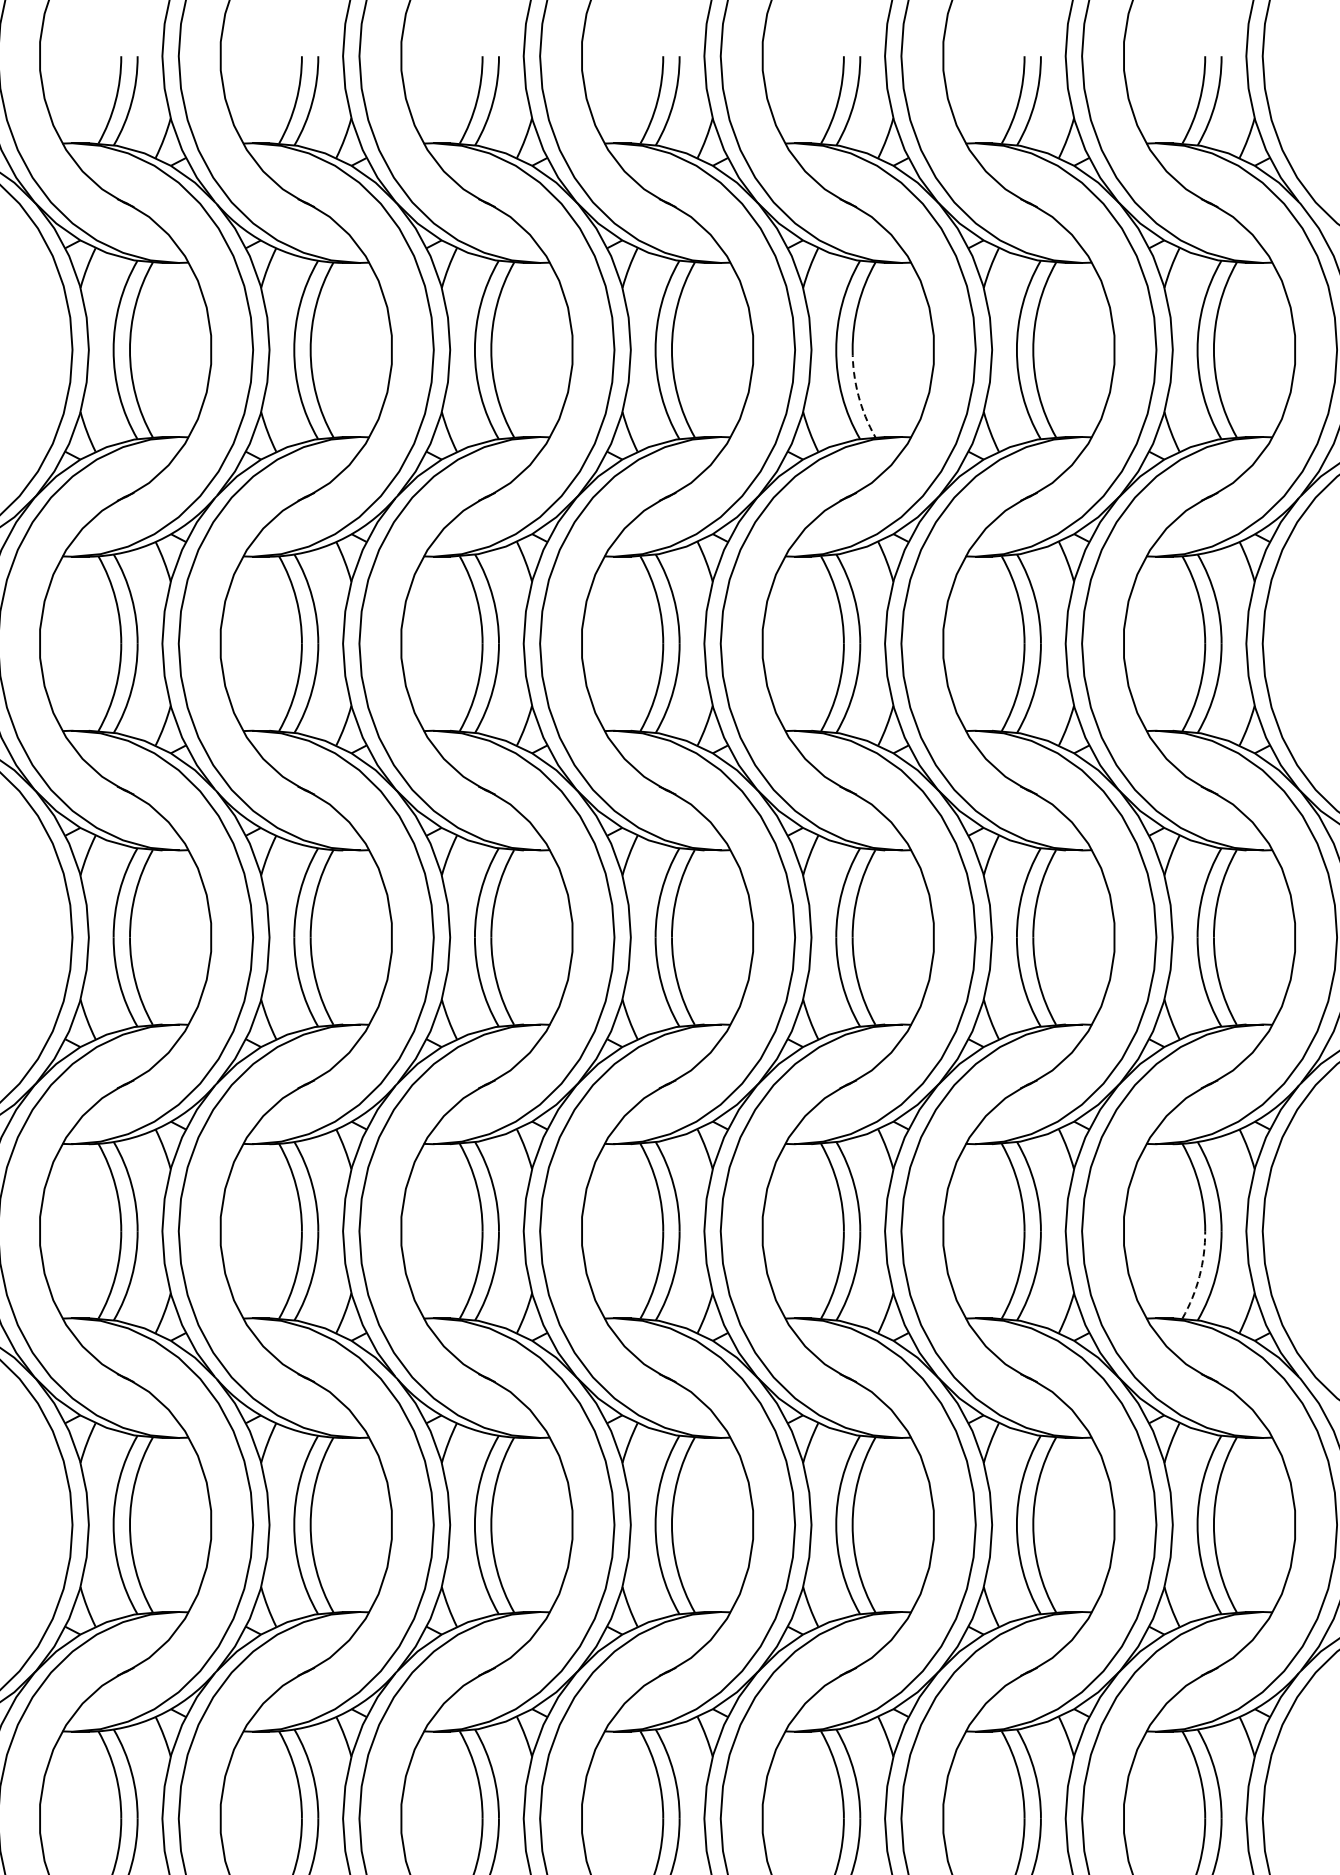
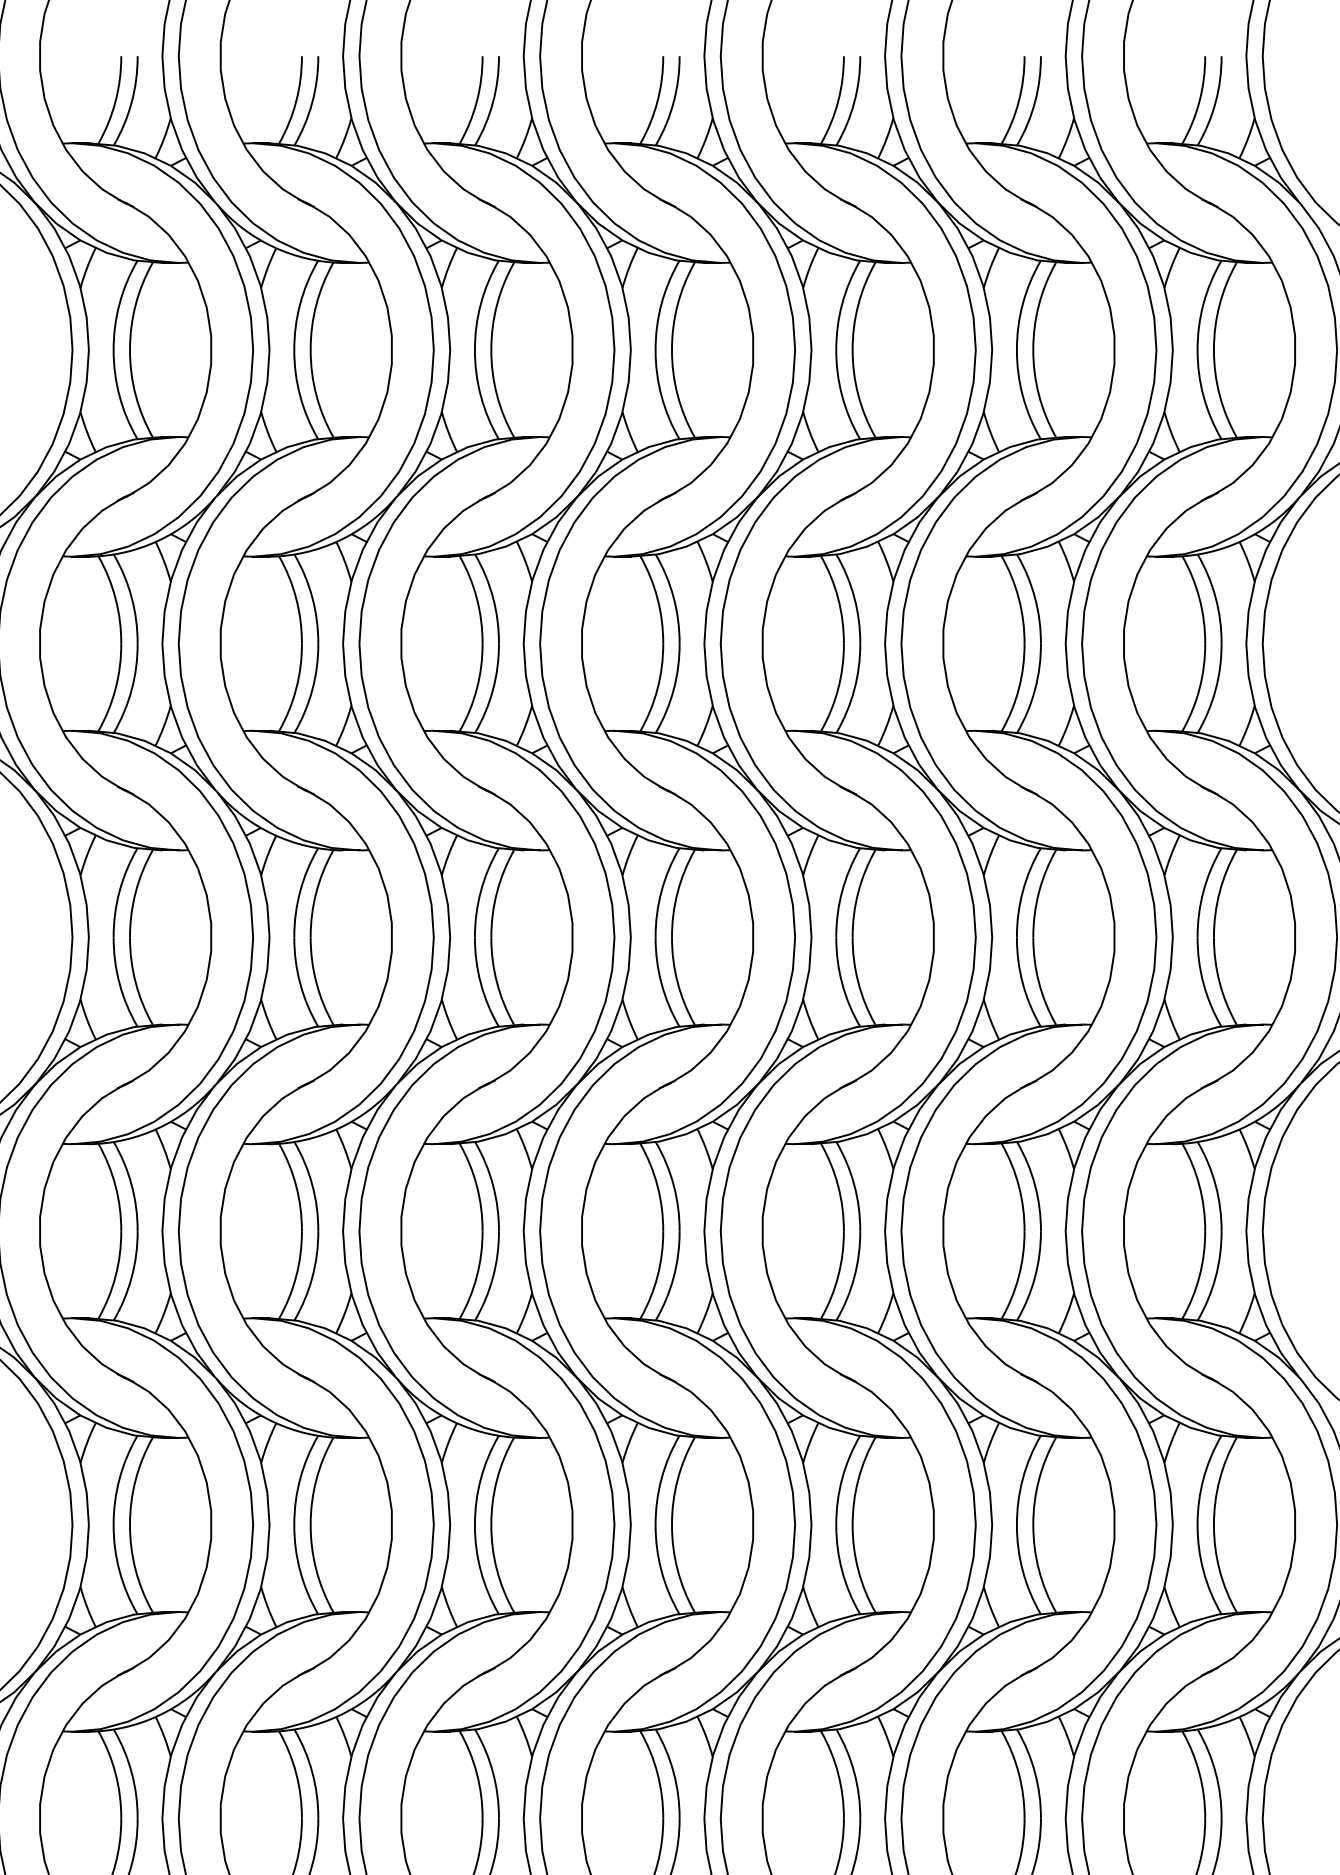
arc: dashed -> solid (858, 395)
arc: dashed -> solid (1199, 1276)
